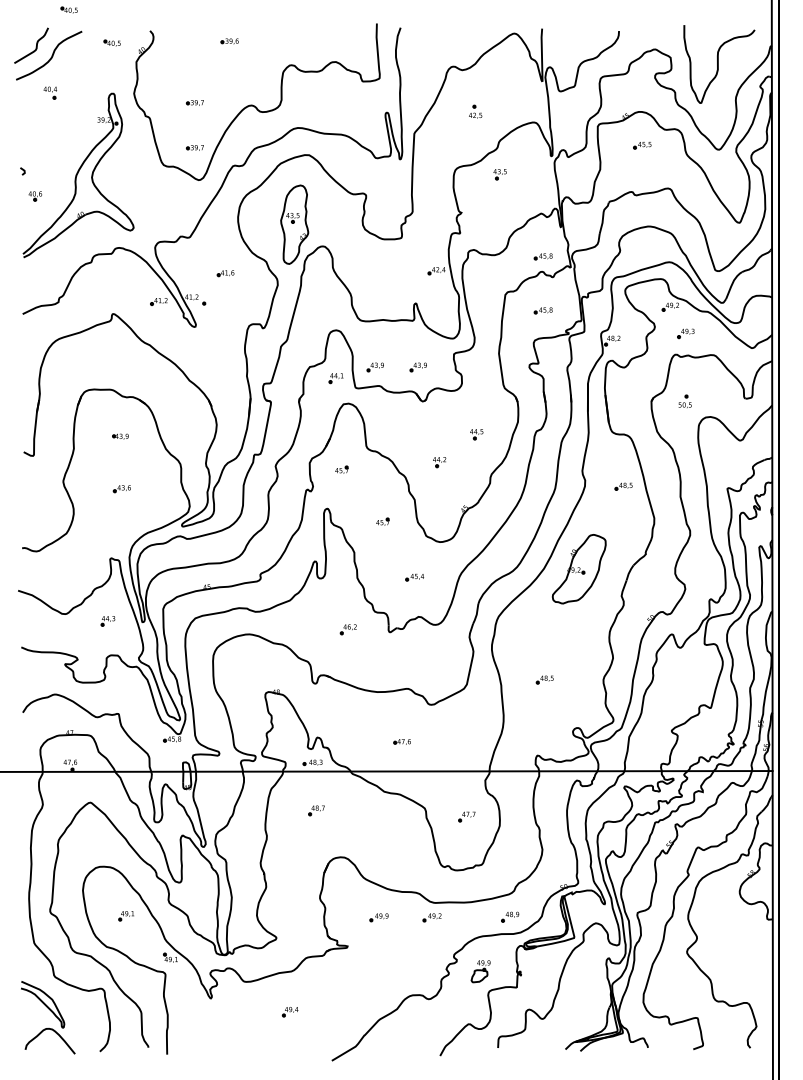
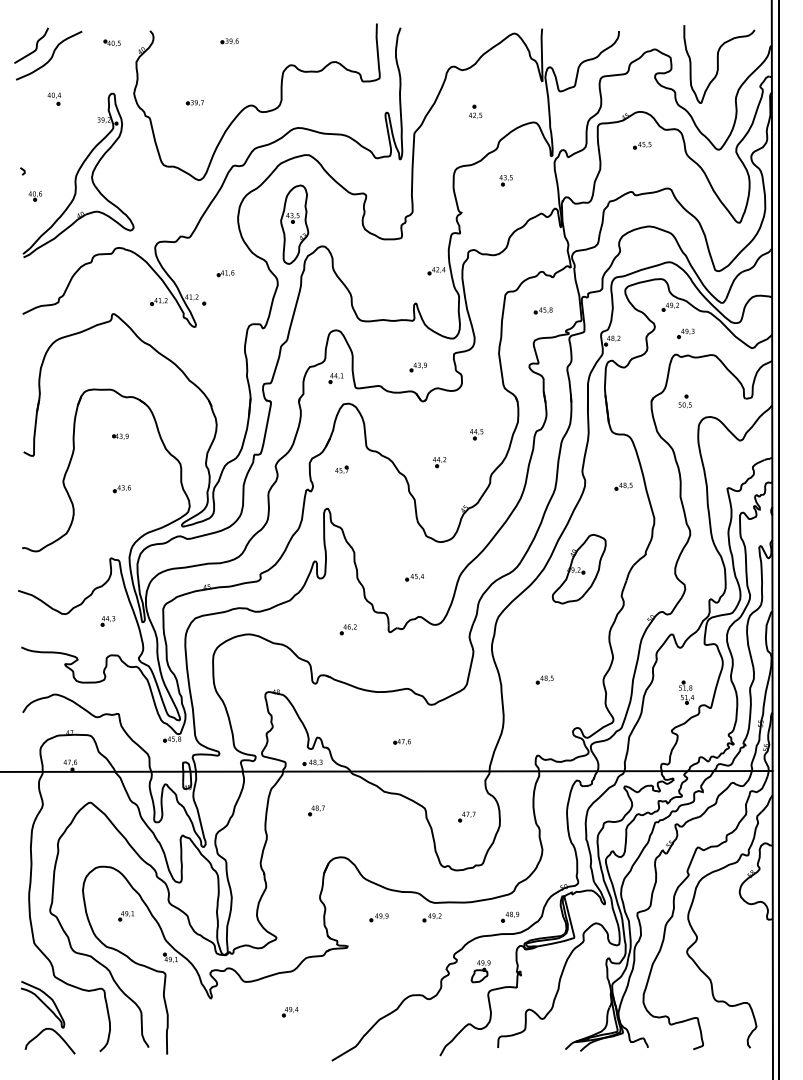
part: present -> none (68, 9)
part position: (49, 92) -> (53, 98) (53, 98)
part: present -> none (194, 147)
part position: (499, 174) -> (505, 180) (505, 180)
part: present -> none (542, 256)
part: present -> none (374, 367)
part: present -> none (382, 521)
part: none -> present (686, 692)
